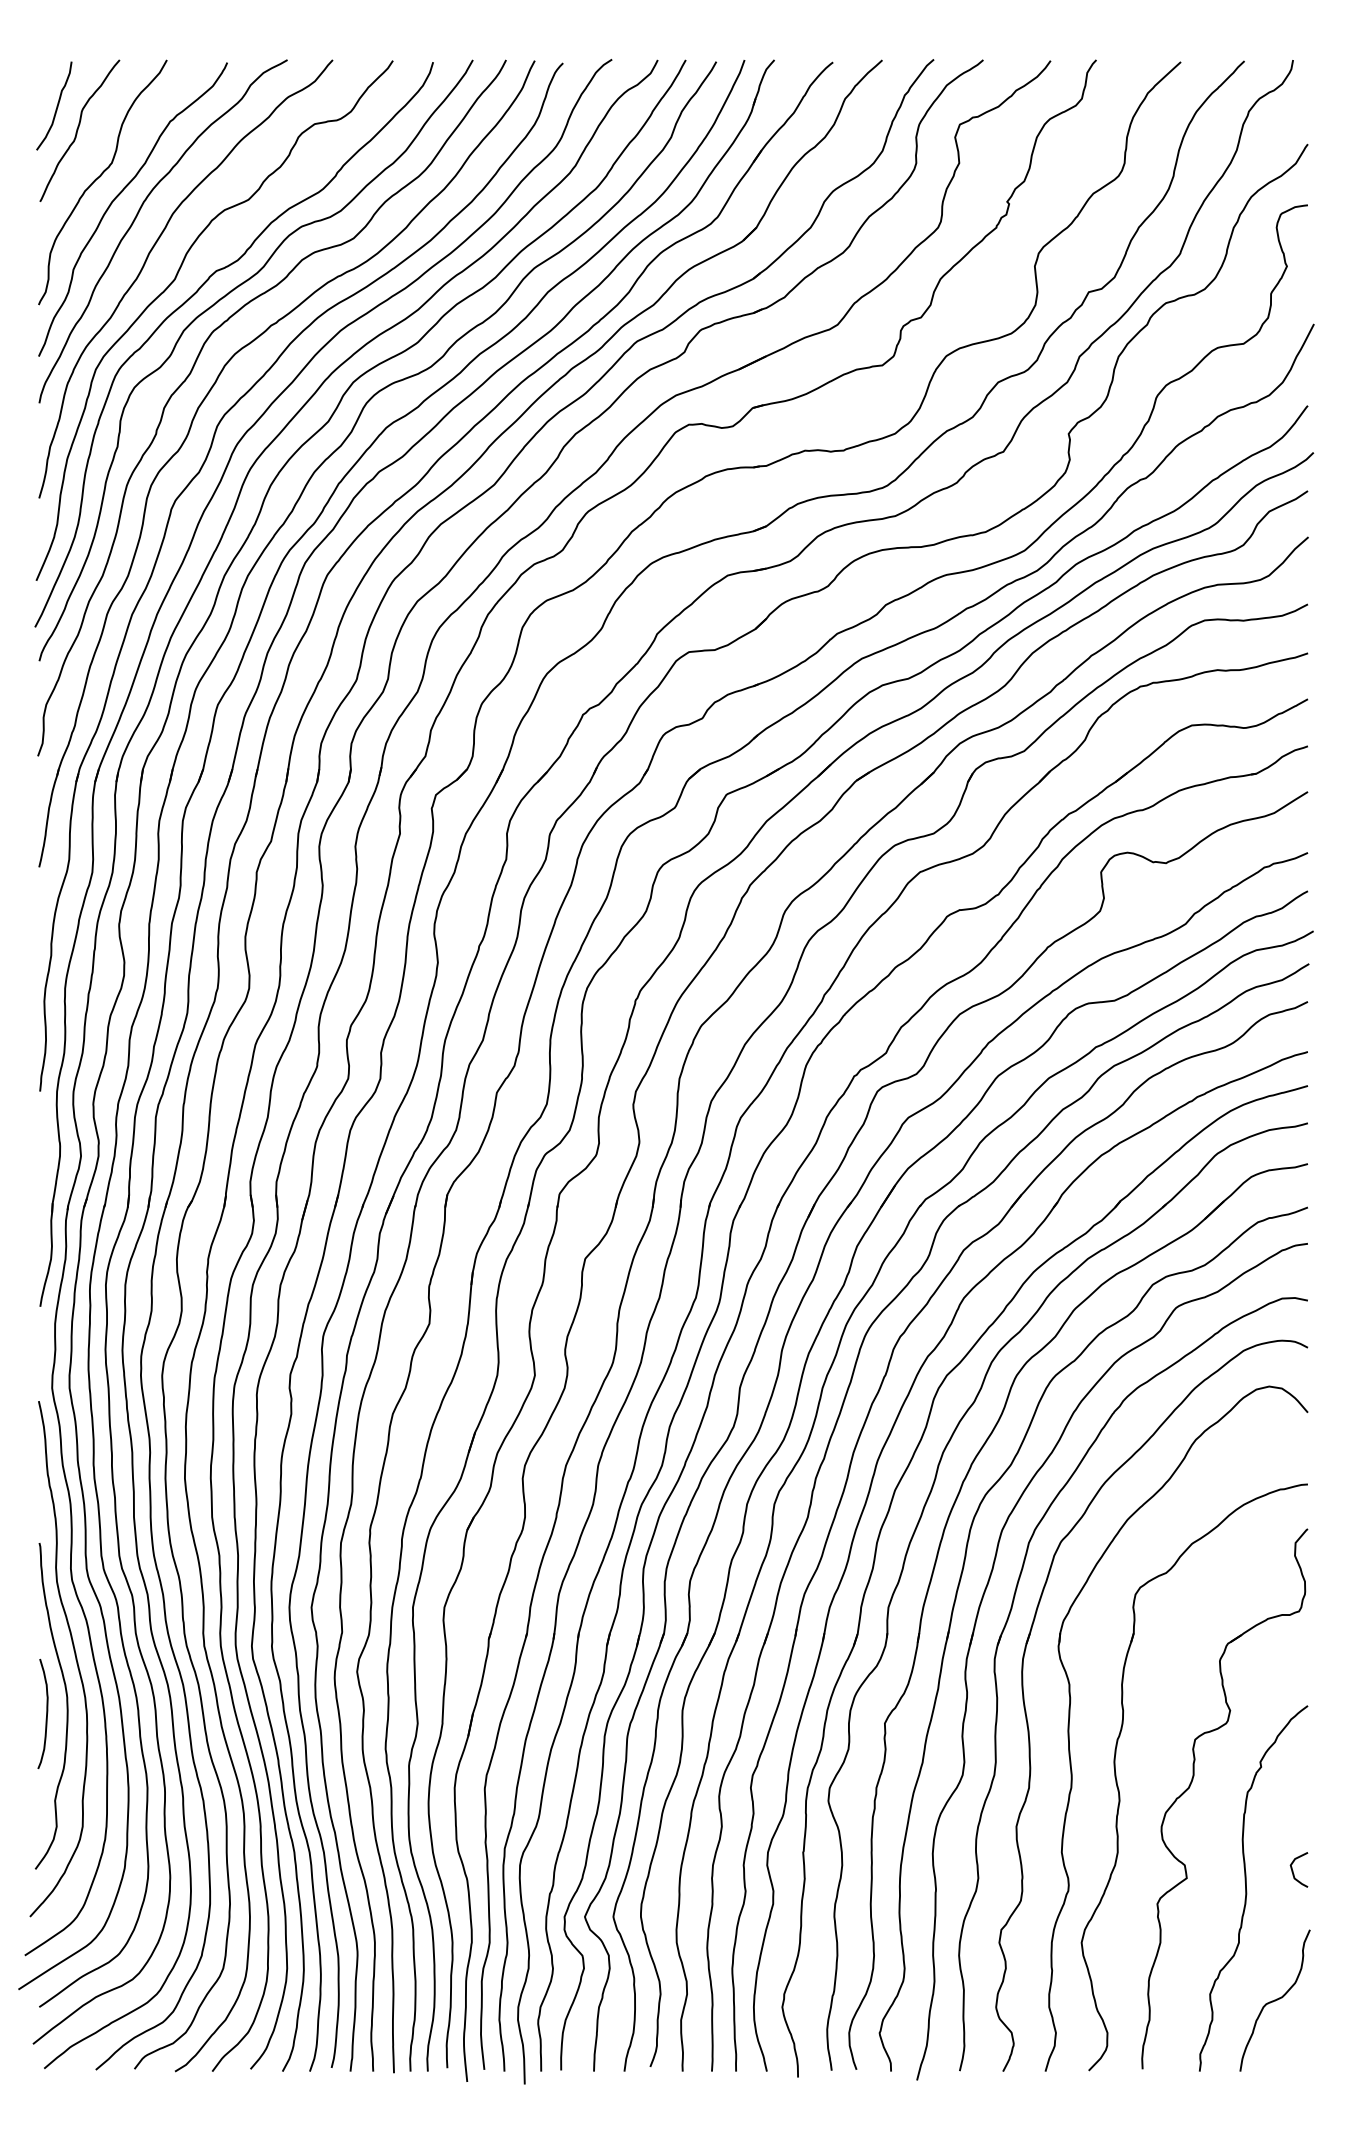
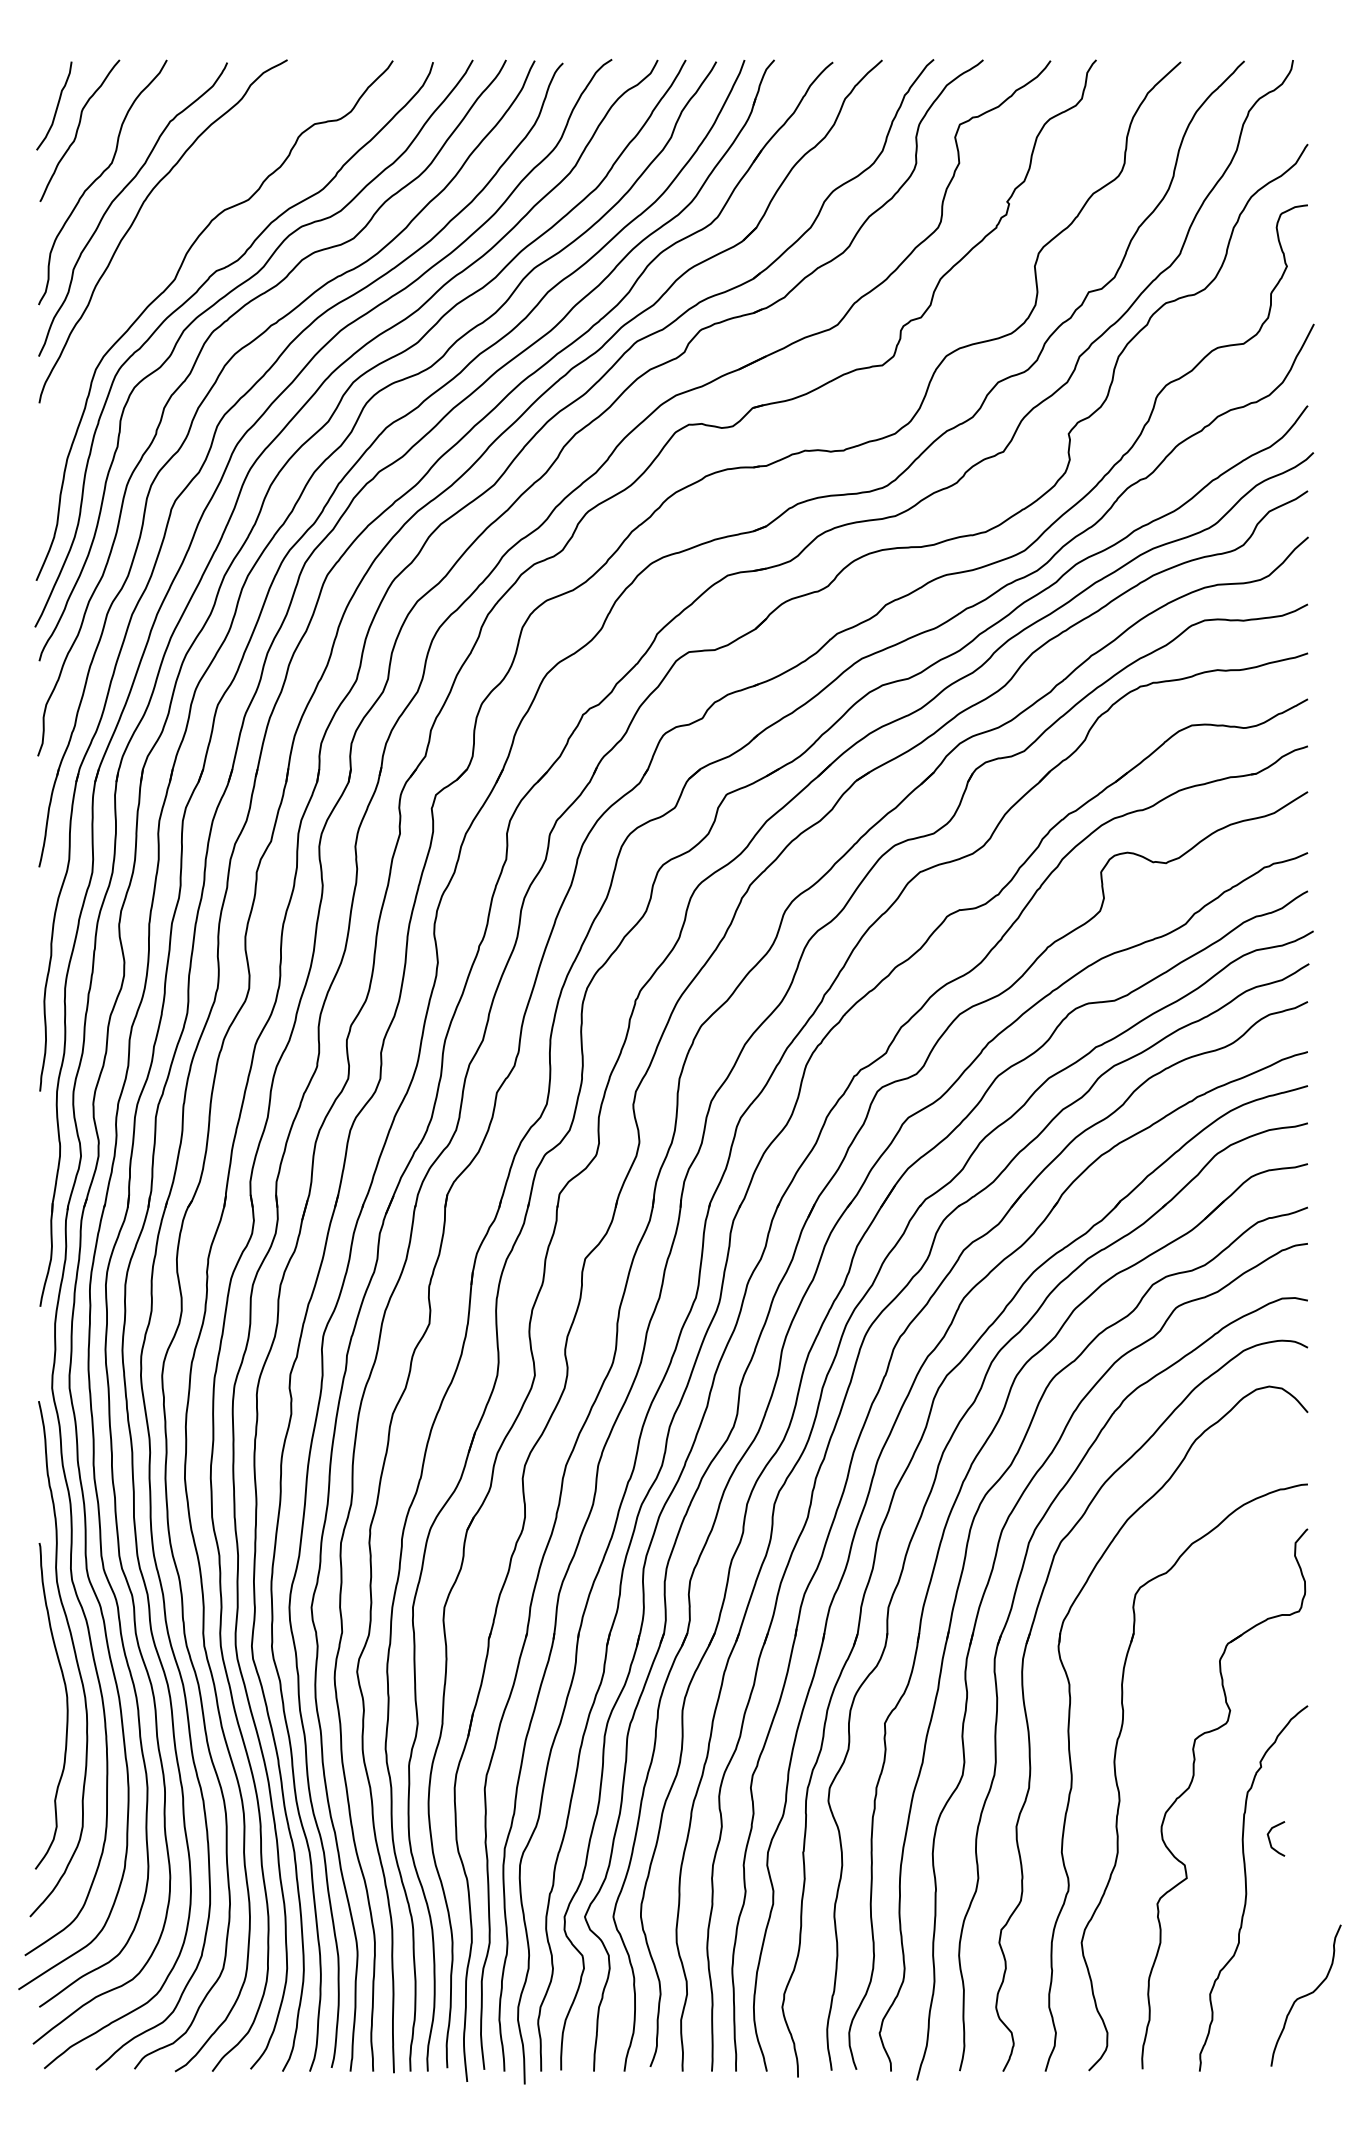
curve: present -> none (146, 262)
curve: present -> none (46, 1713)
curve position: (1293, 1870) -> (1270, 1839) (1270, 1839)
curve position: (1274, 2000) -> (1305, 1995) (1305, 1995)
